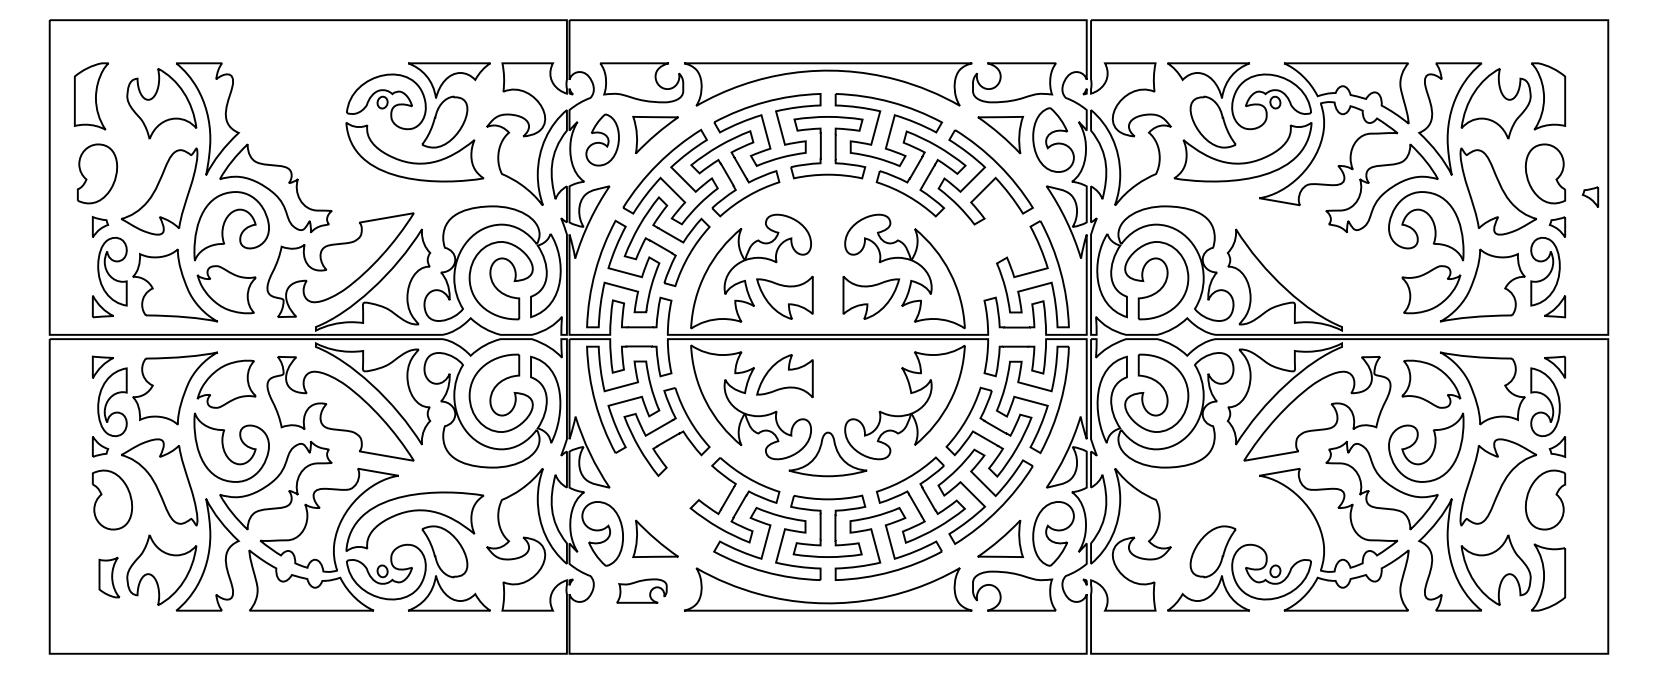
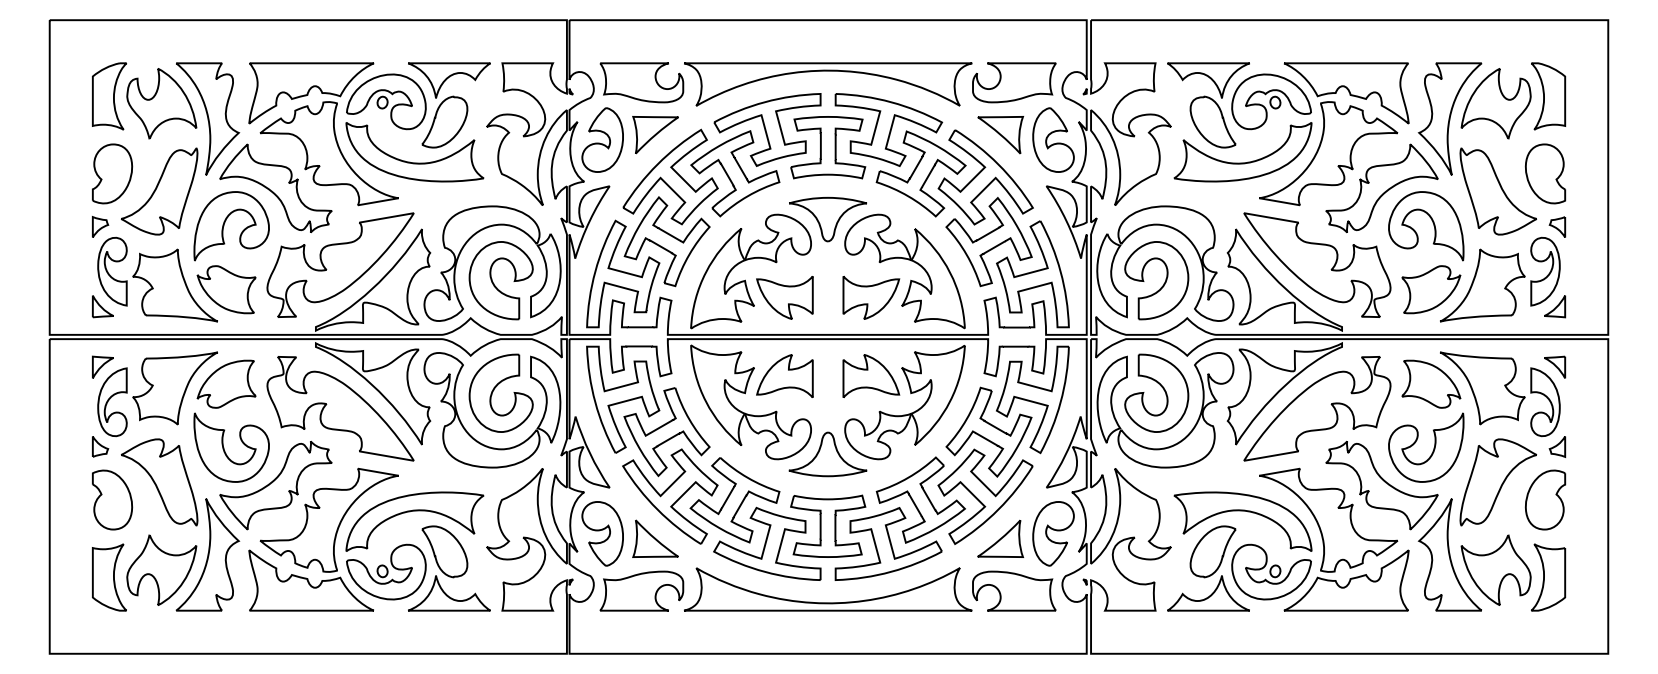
part position: (91, 96) -> (109, 96) (109, 96)
part: none -> present (323, 134)
part size: 35x54 px -> 43x66 px (602, 139)
part position: (97, 173) -> (112, 173) (112, 173)
part: present -> none (1590, 196)
part: none -> present (827, 219)
part: none -> present (988, 242)
part: none -> present (1317, 264)
part: none -> present (871, 375)
part: none -> present (670, 496)
part: none -> present (1242, 511)
part size: 23x43 px -> 35x69 px (109, 577)
part size: 52x26 px -> 86x42 px (641, 590)
